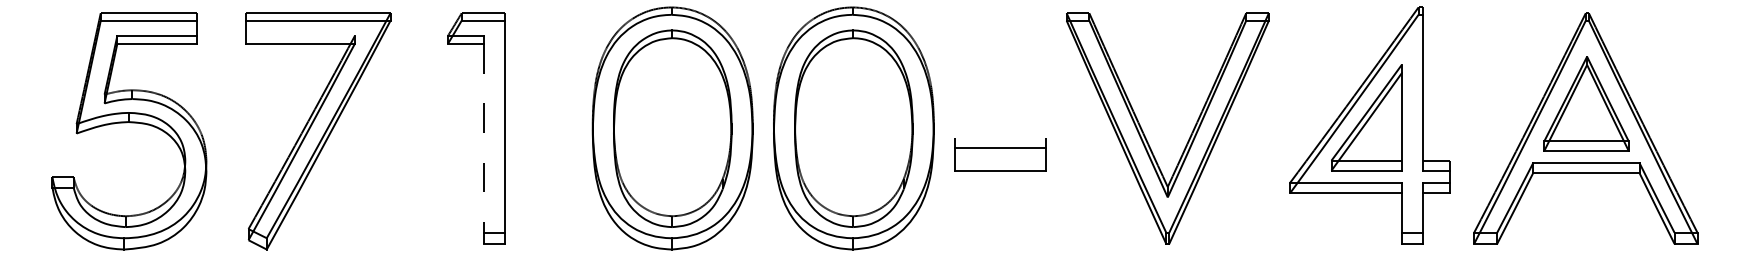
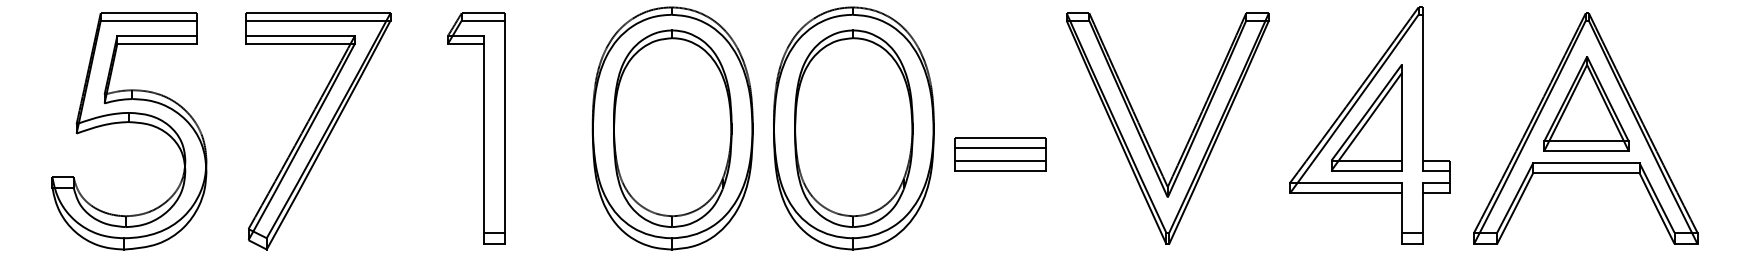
line: none -> present (299, 36)
line: none -> present (999, 138)
line: dashed -> solid (484, 143)
line: none -> present (999, 160)
